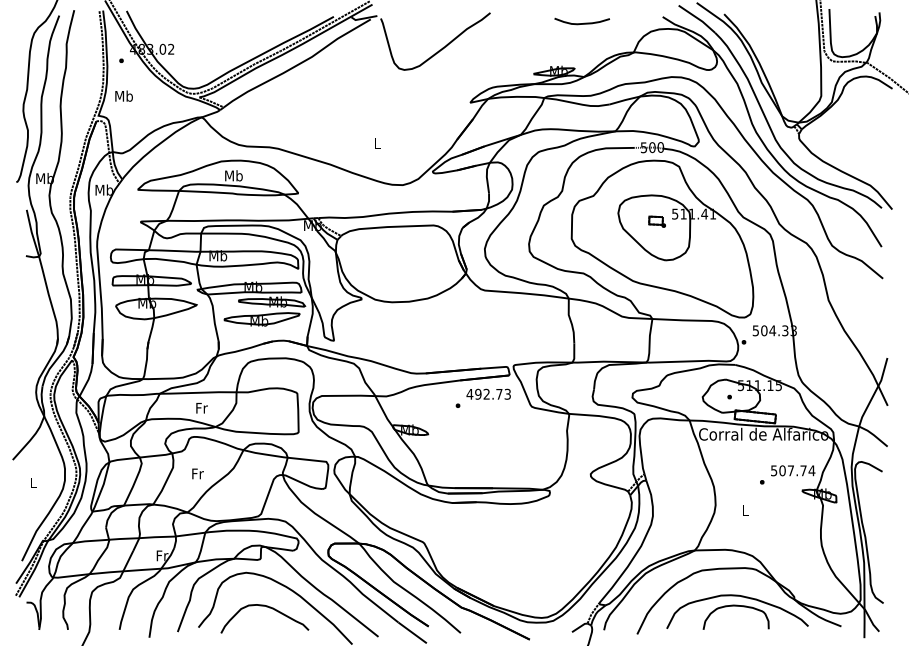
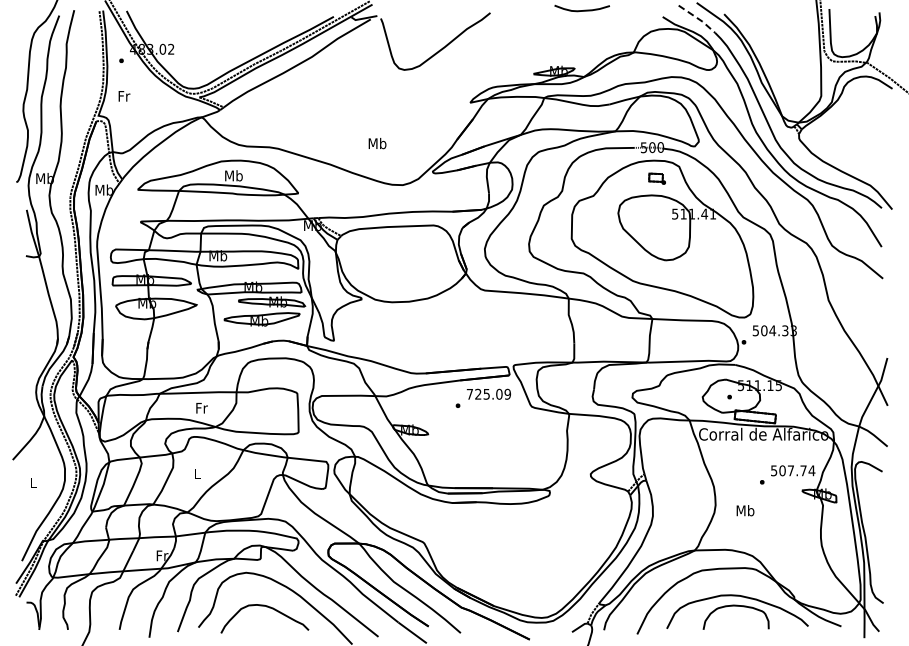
line: solid -> dashed (698, 18)
curve position: (581, 23) -> (581, 10) (581, 10)
text: Mb -> Fr (123, 95)
text: L -> Mb (377, 143)
part position: (656, 221) -> (656, 178) (656, 178)
text: 492.73 -> 725.09 (488, 393)
text: Fr -> L (197, 473)
text: L -> Mb (745, 510)
